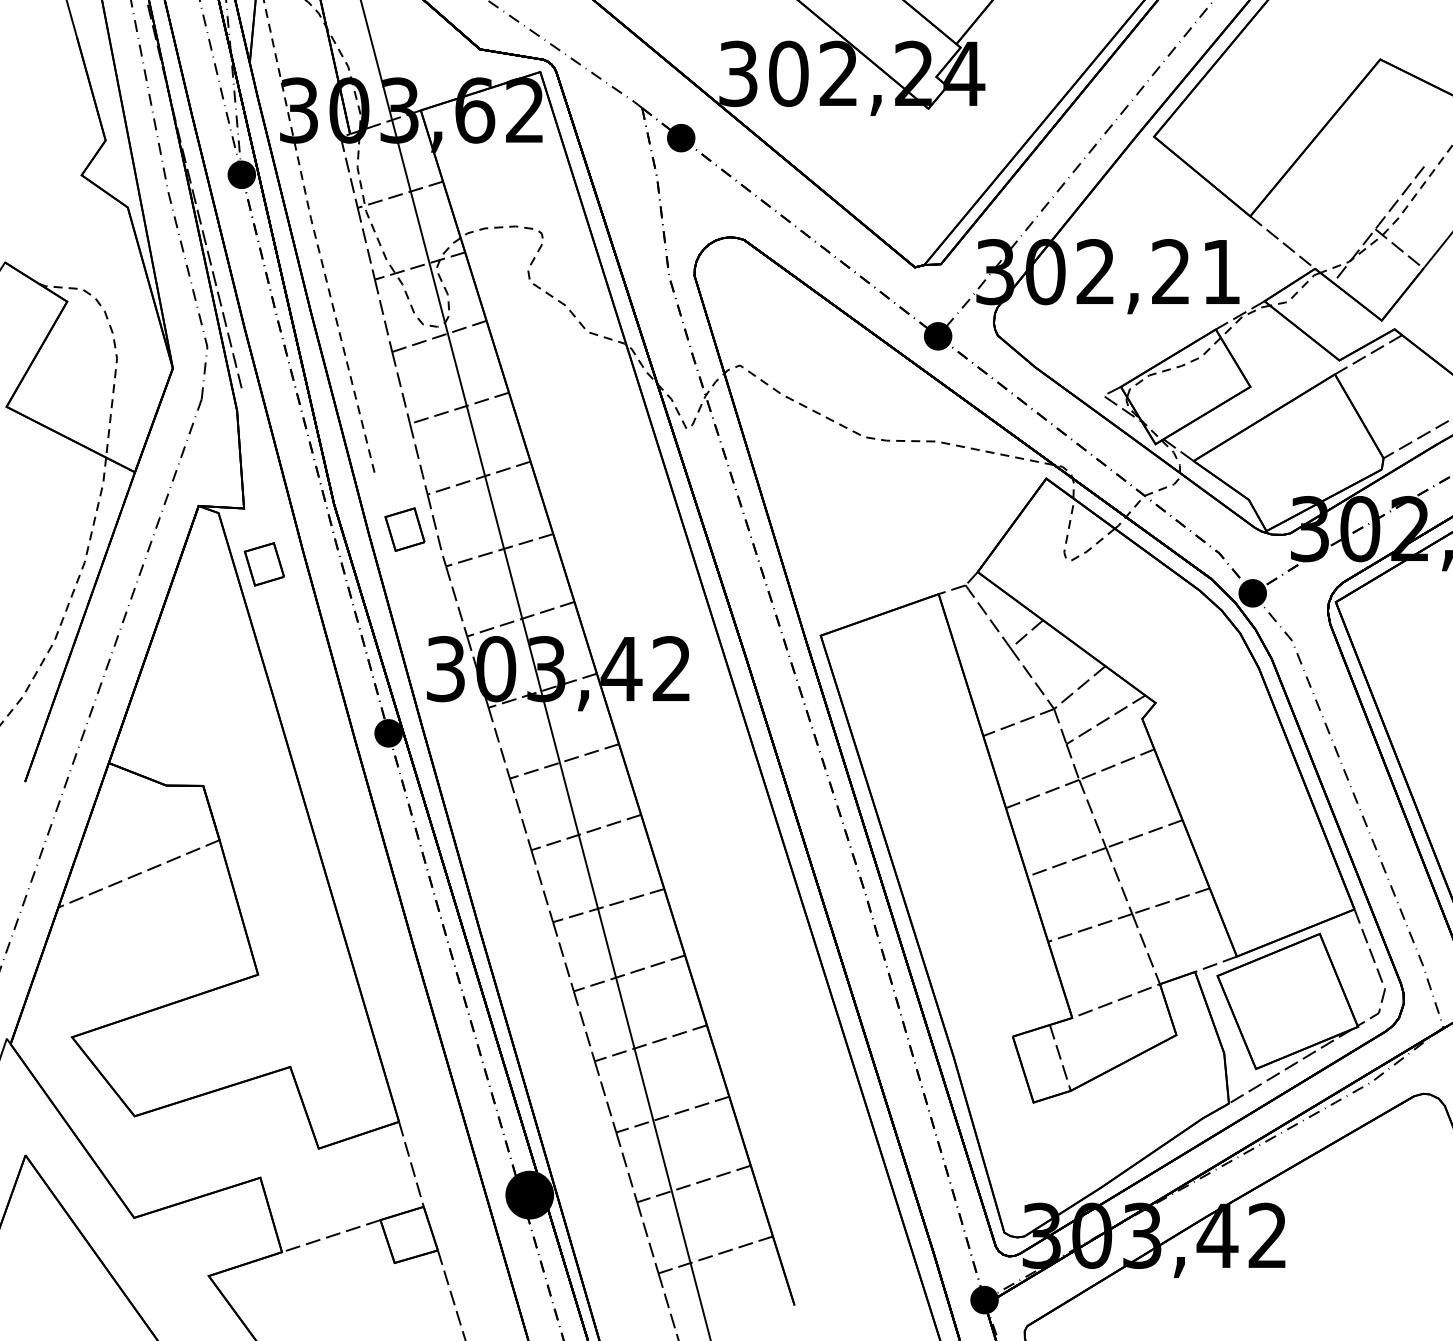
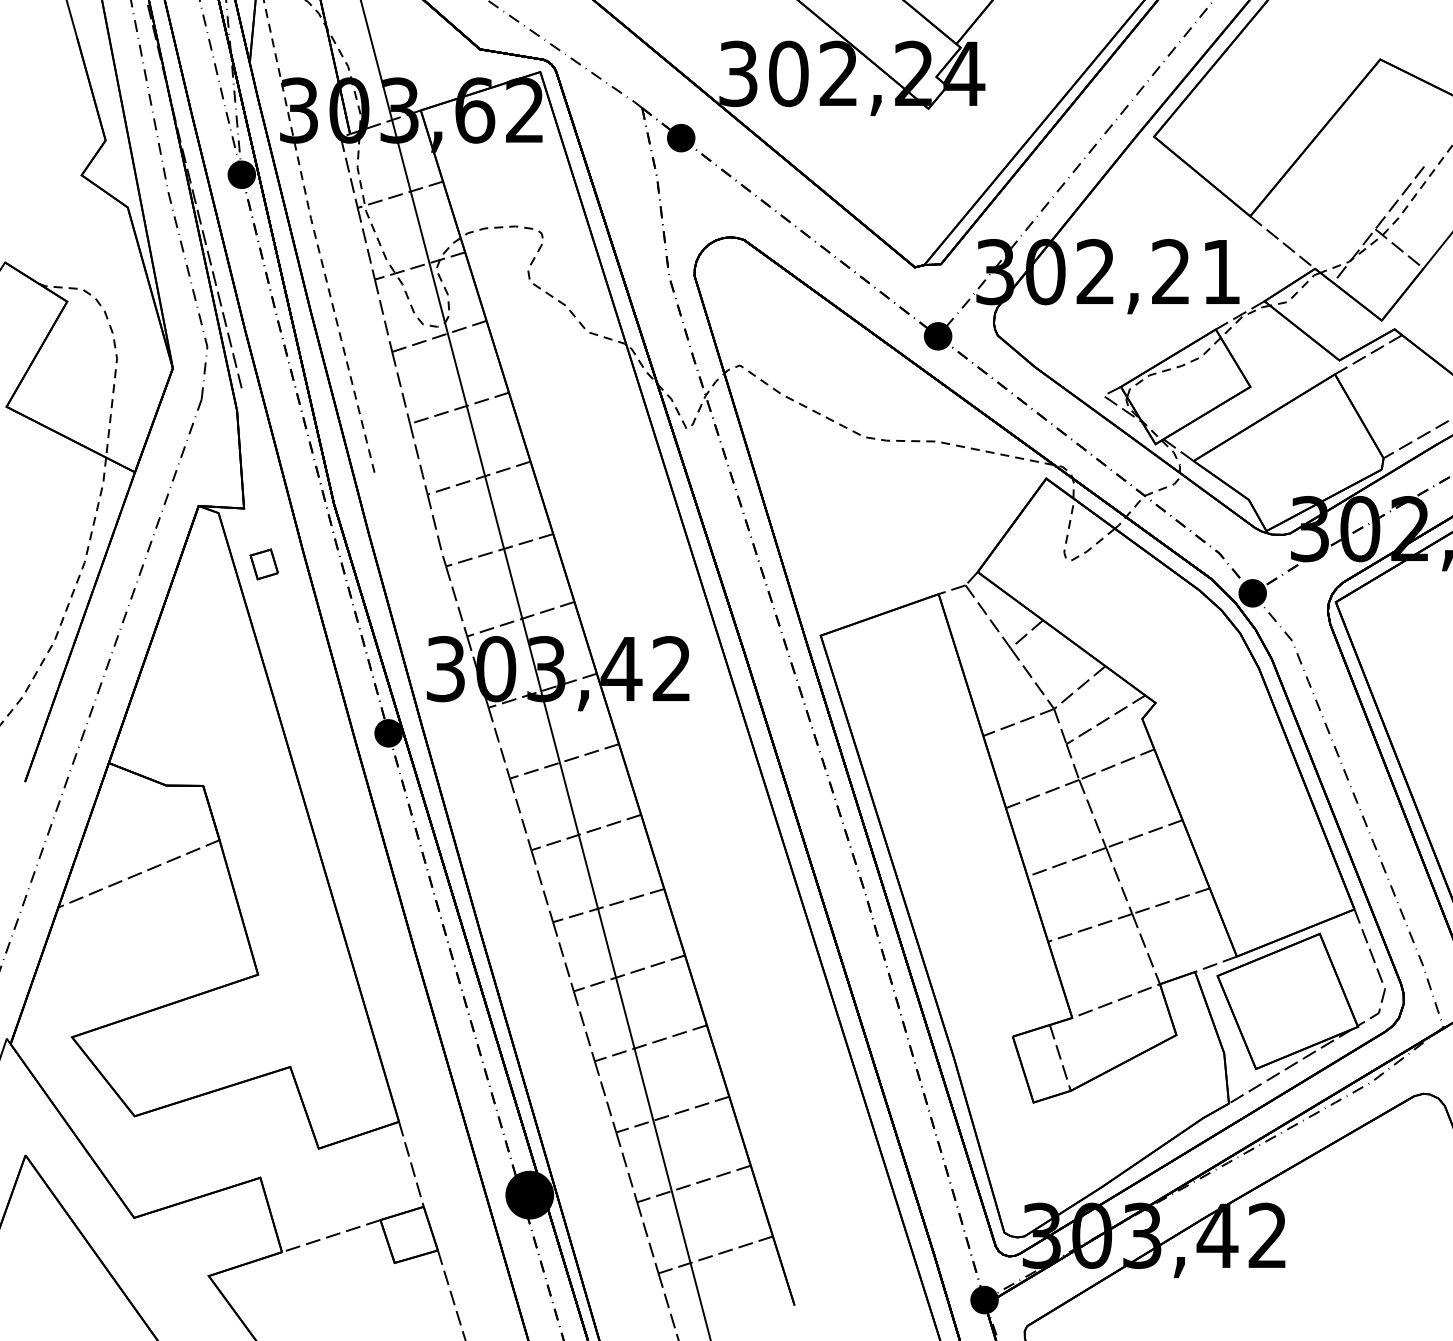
part: present -> none (404, 529)
part size: 42x45 px -> 30x33 px (263, 564)
